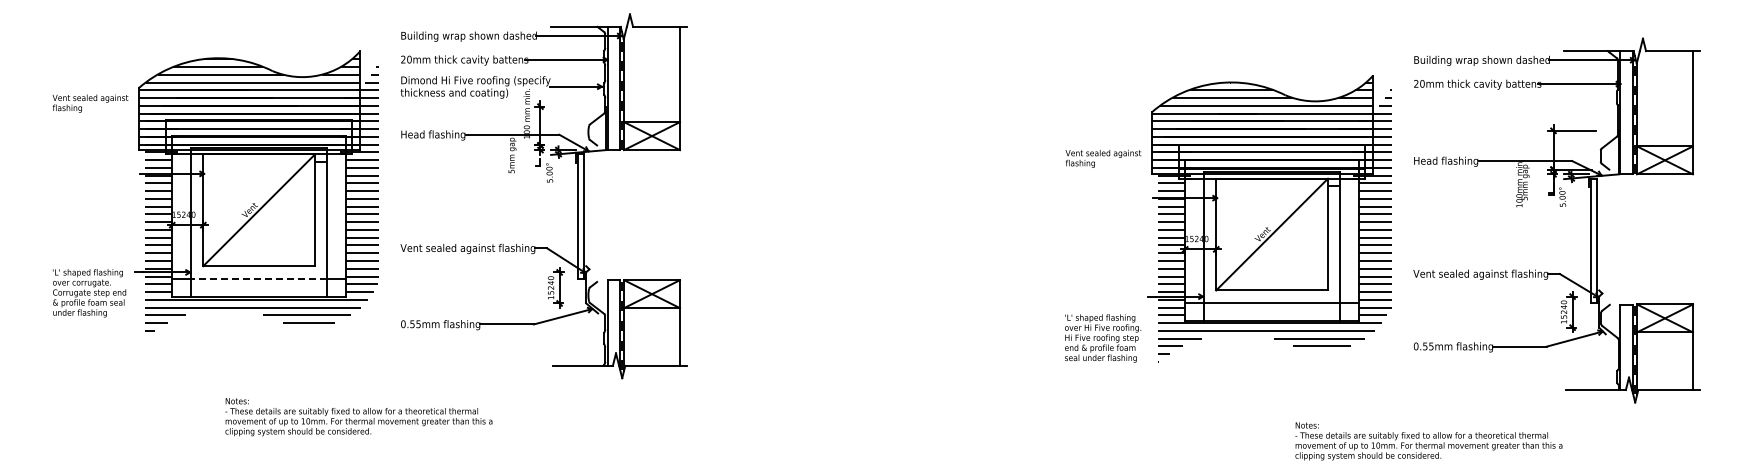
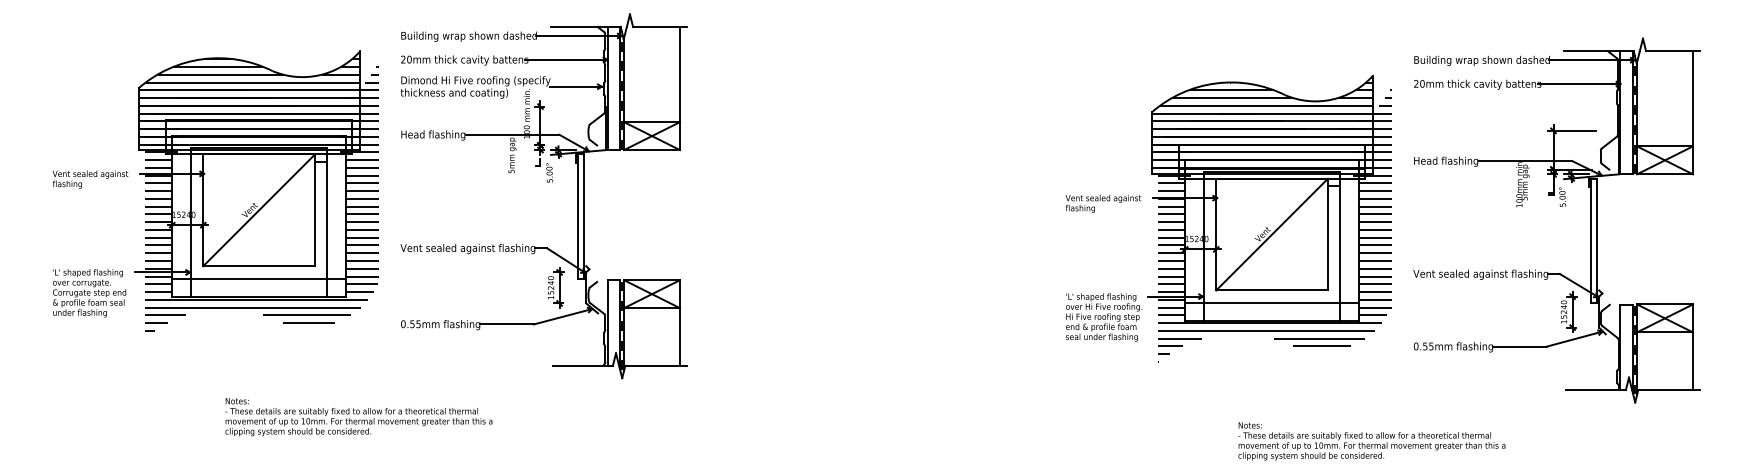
text position: (90, 103) -> (90, 179) (90, 179)
text position: (1103, 158) -> (1103, 203) (1103, 203)
line: dashed -> solid (258, 278)
text position: (1103, 338) -> (1104, 317) (1104, 317)
text position: (1428, 441) -> (1371, 441) (1371, 441)
